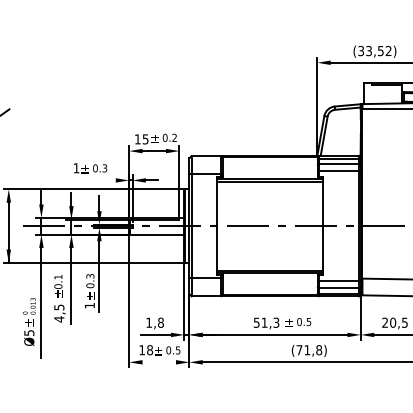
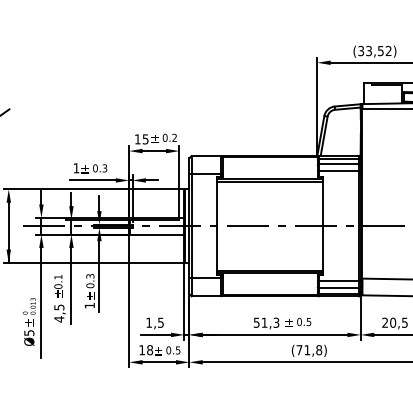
line: none -> present (92, 180)
text: 1,8 -> 1,5 (160, 322)
line: none -> present (158, 362)
